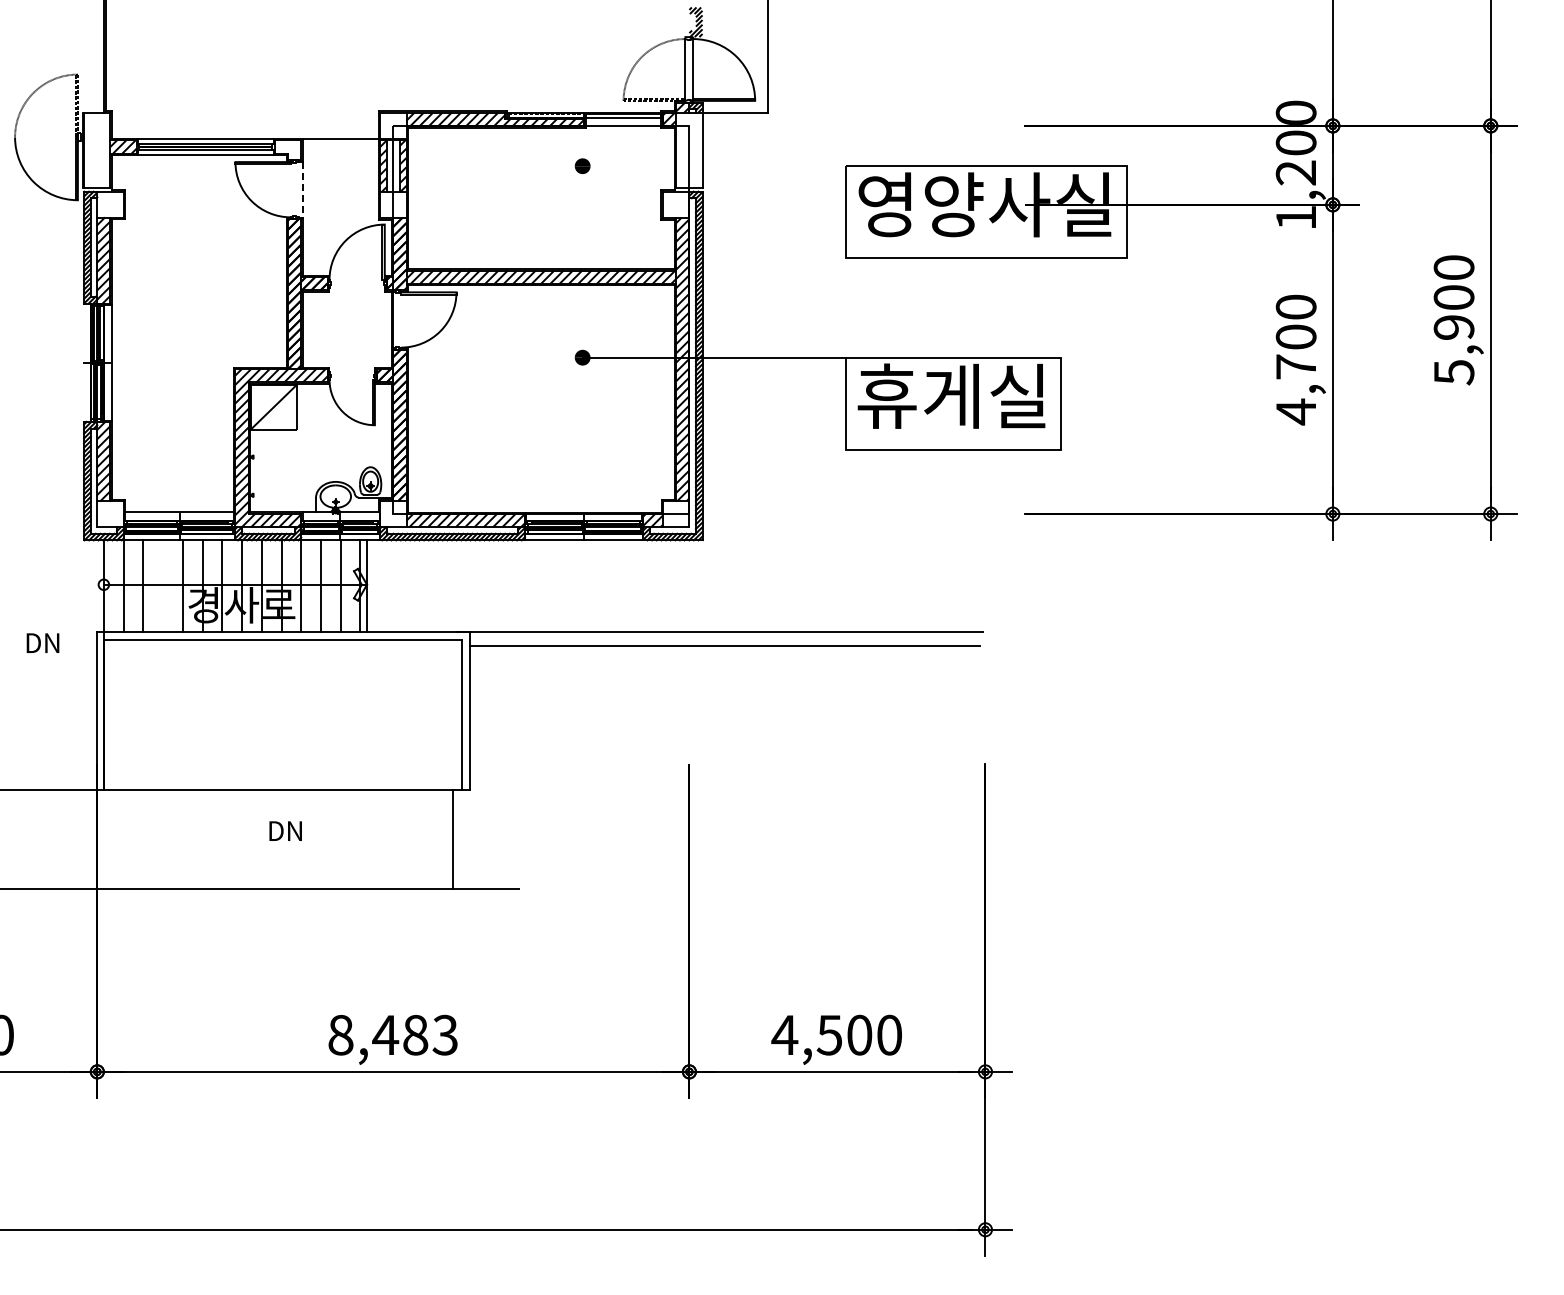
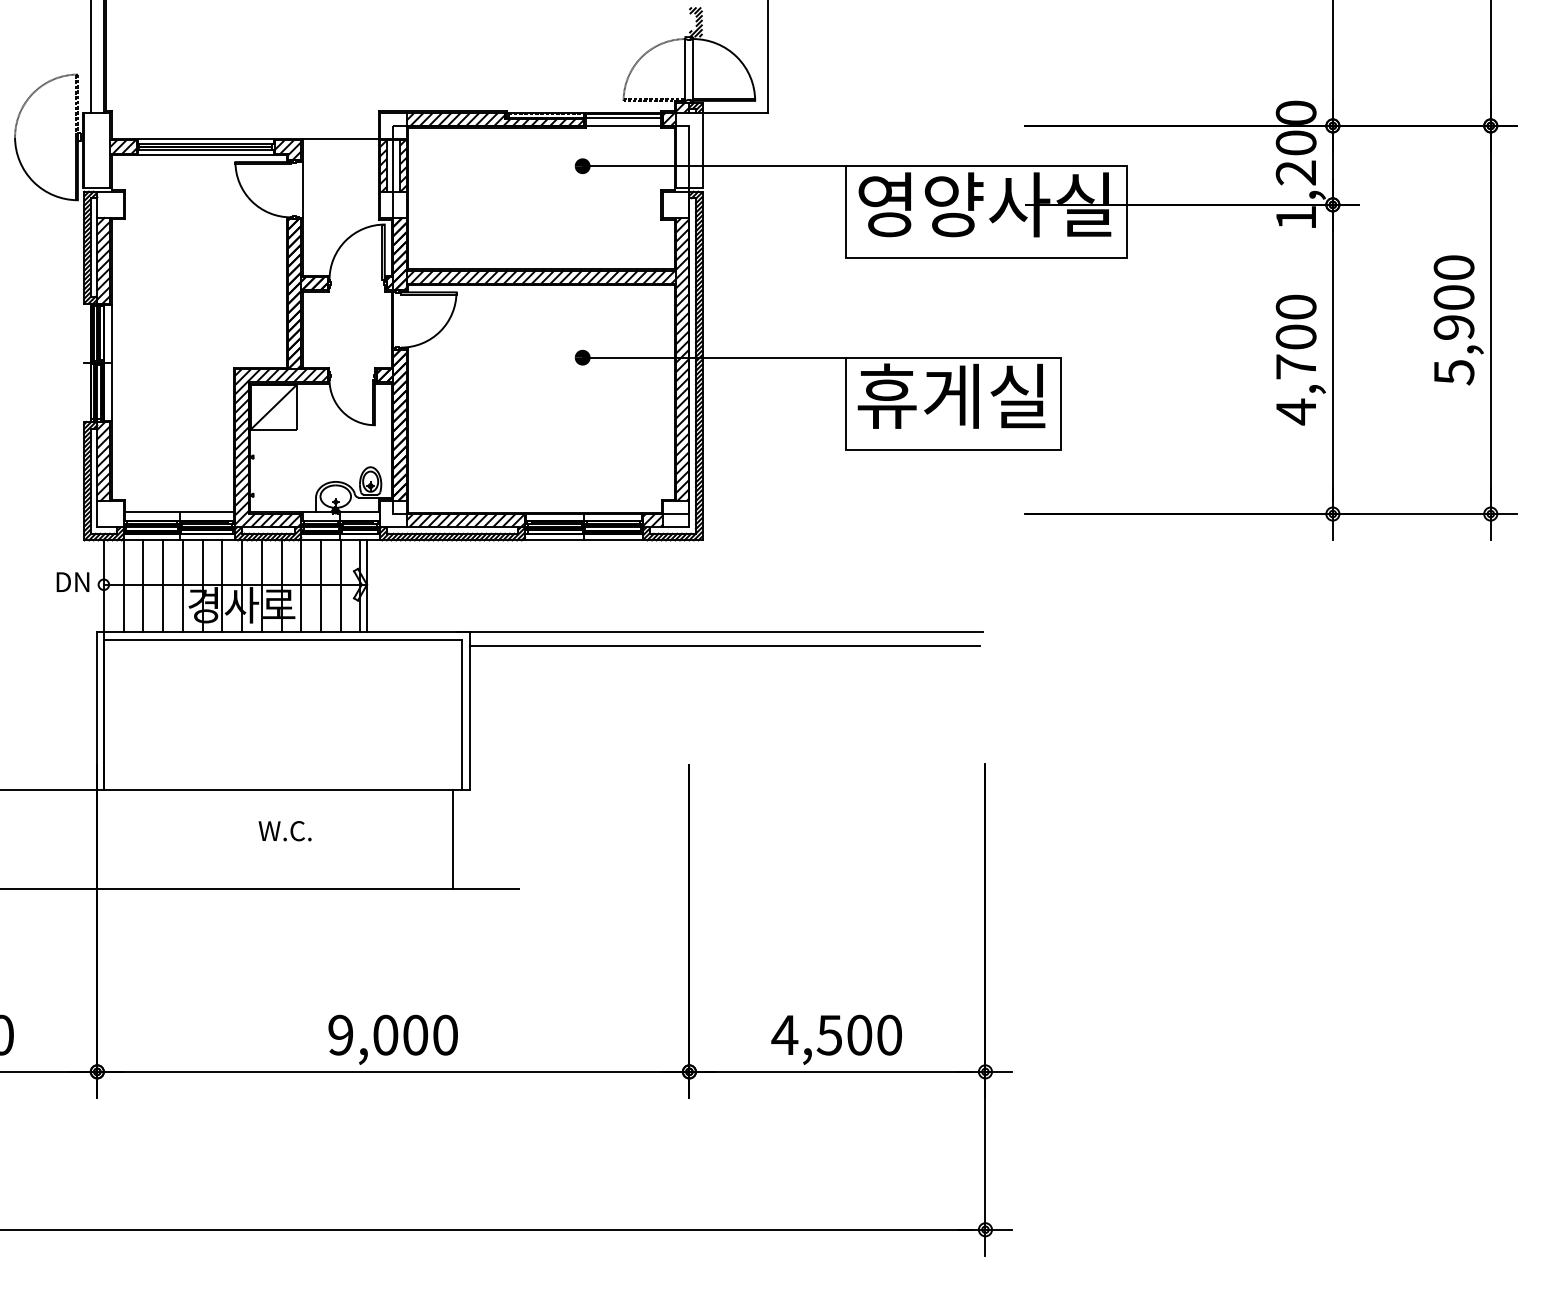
line: none -> present (90, 57)
hatch: none -> present (287, 150)
line: none -> present (713, 166)
line: dashed -> solid (302, 189)
line: none -> present (163, 586)
text position: (42, 642) -> (72, 581) (72, 581)
text: DN -> W.C. (284, 831)
text: 8,483 -> 9,000 (392, 1034)
